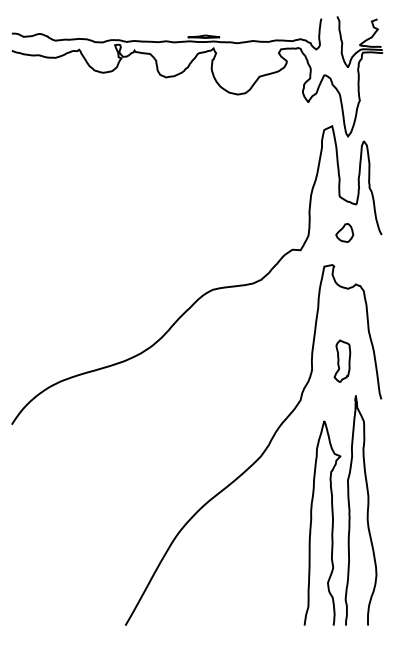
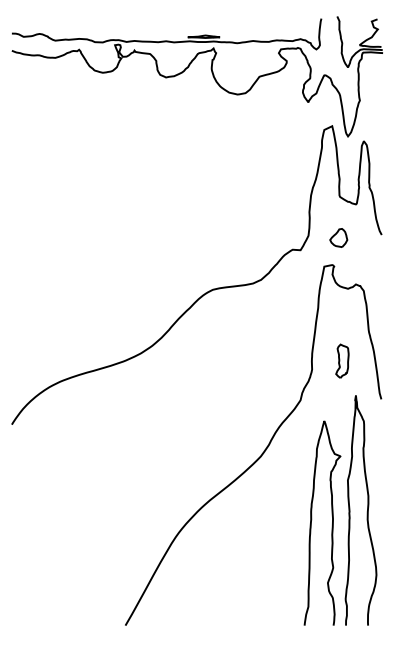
part position: (344, 232) -> (338, 237) (338, 237)
part size: 19x44 px -> 15x36 px (342, 360)
